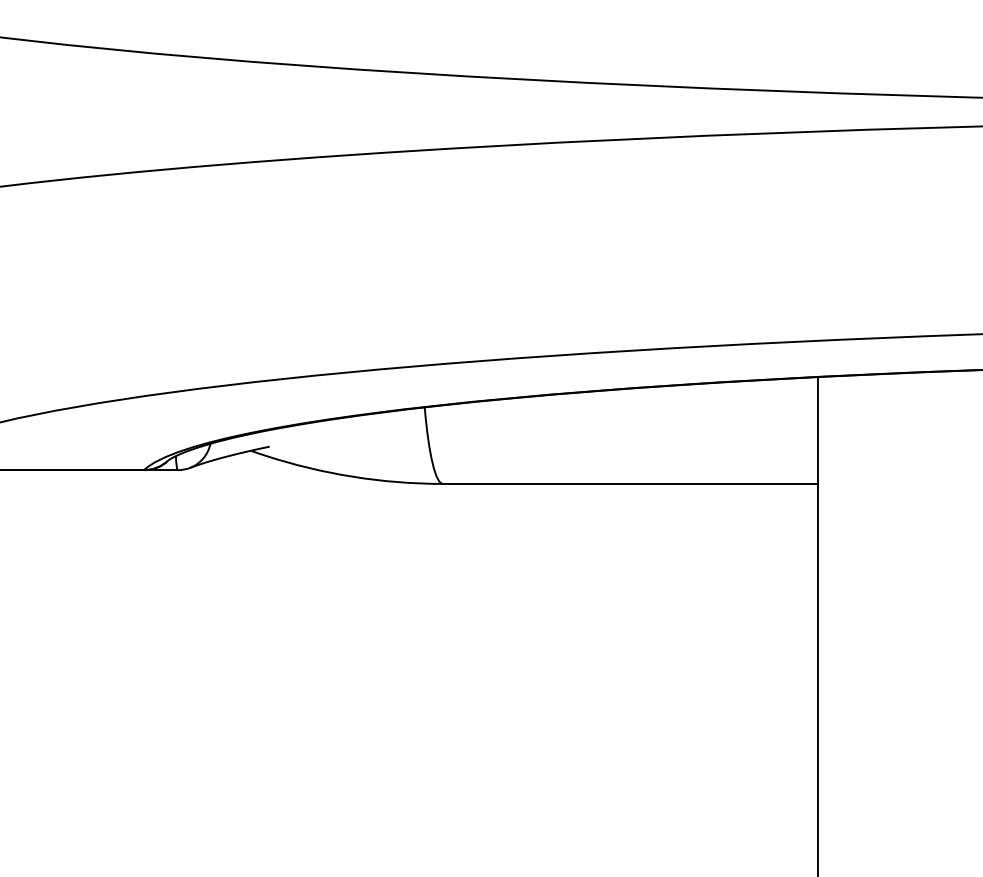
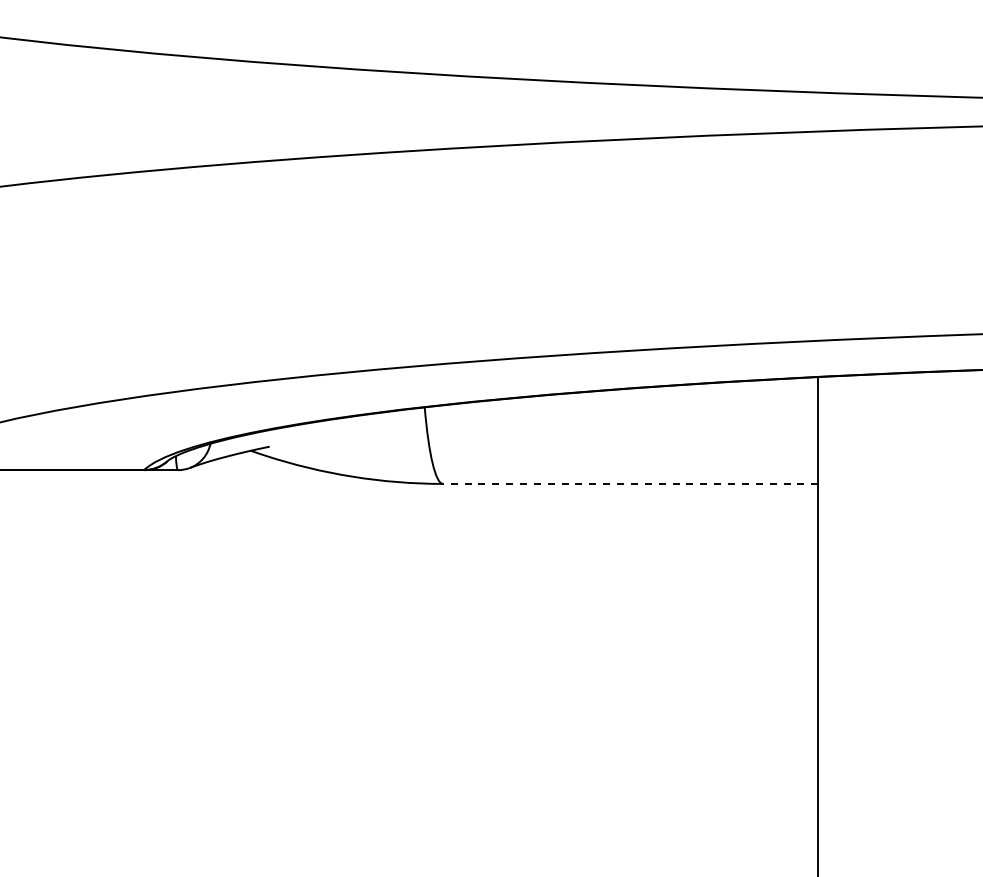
line: solid -> dashed (630, 483)
